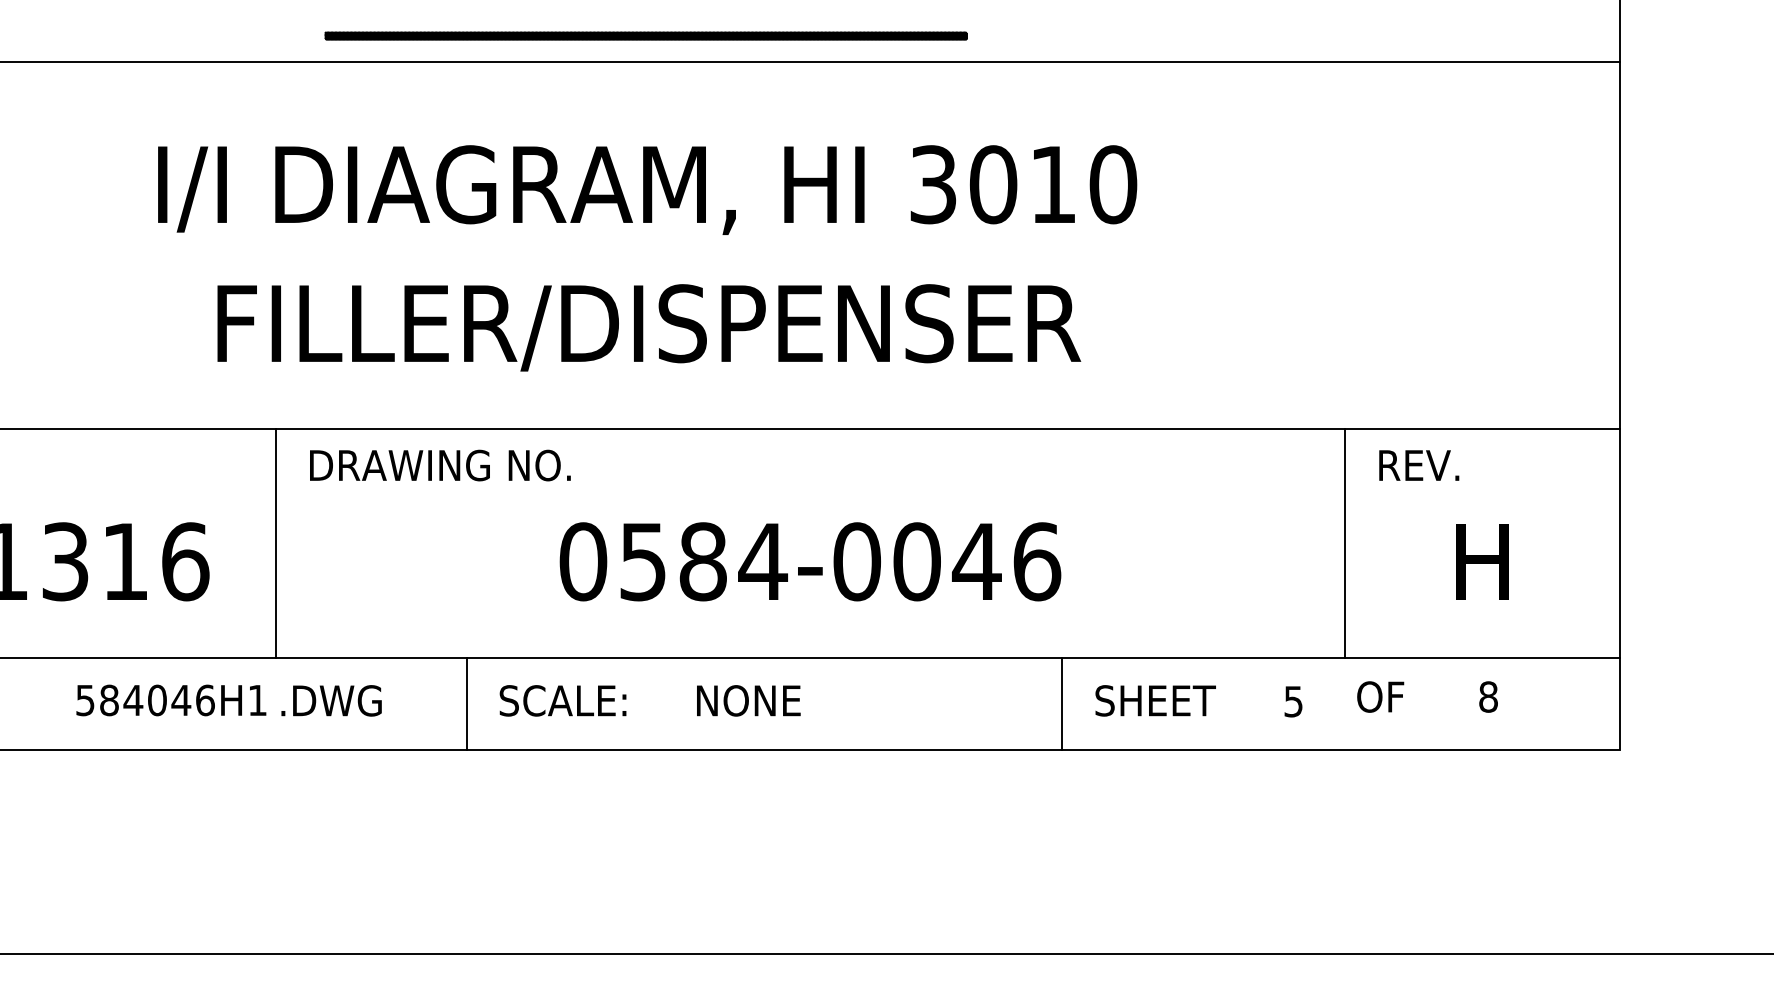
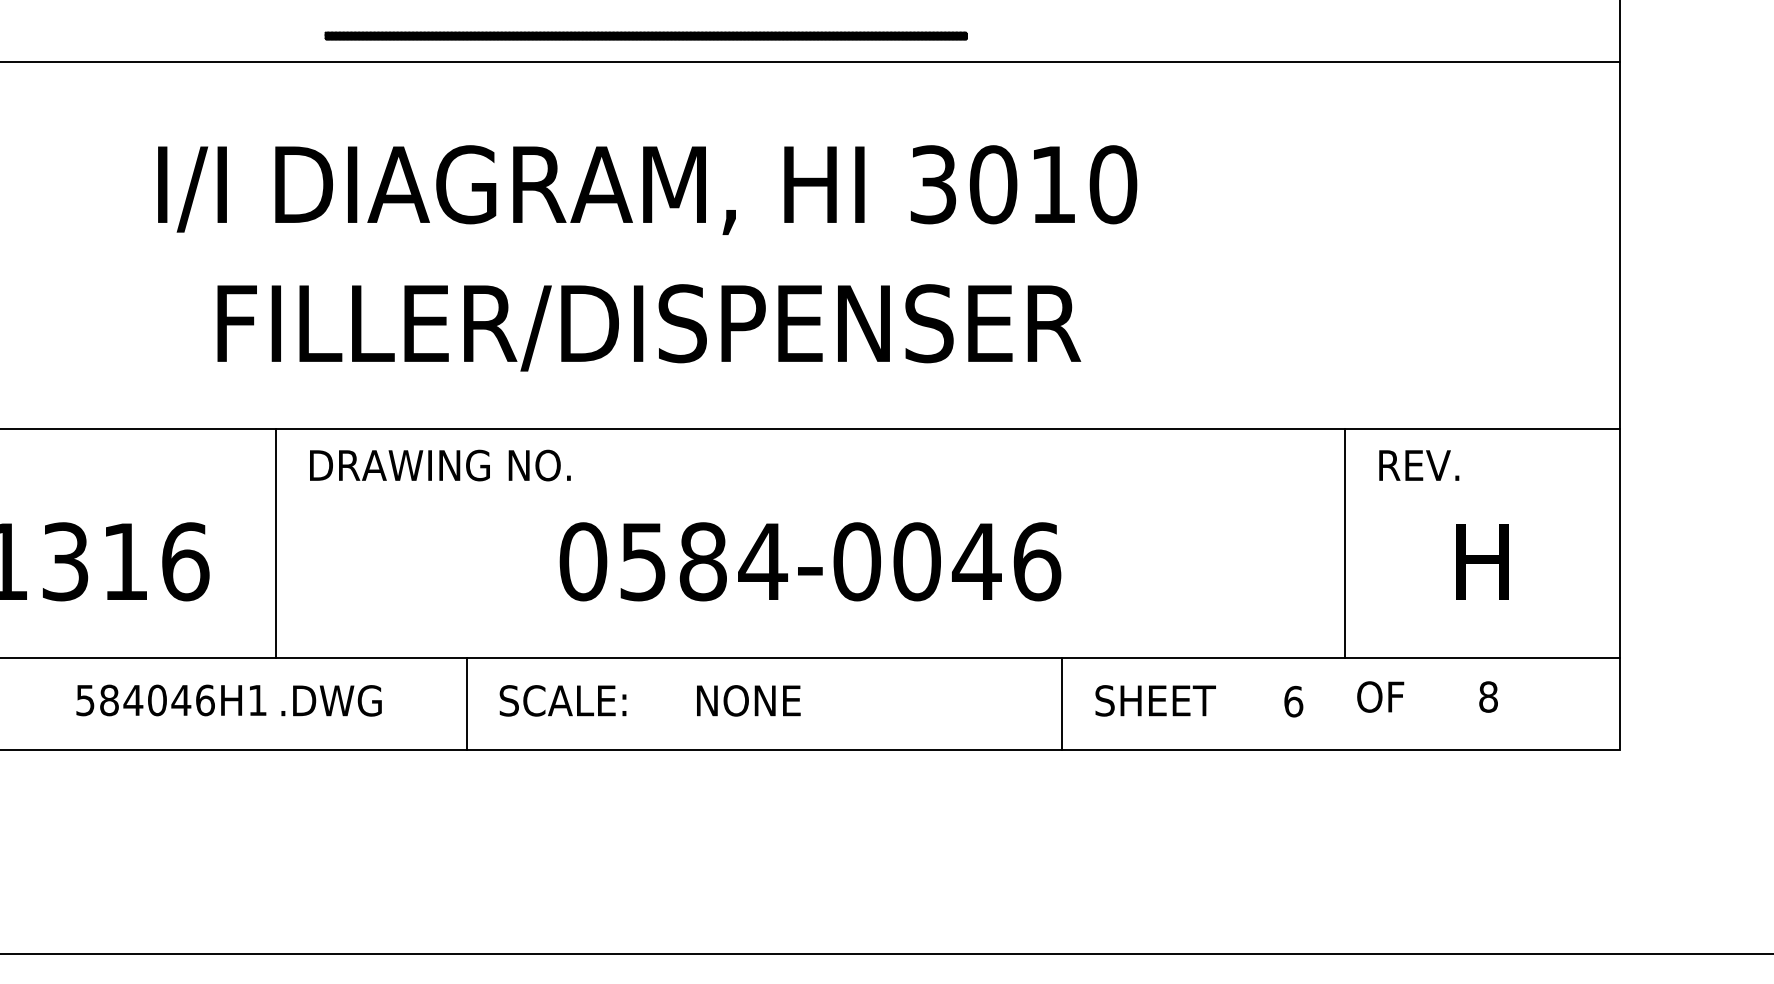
text: 5 -> 6 (1293, 701)
